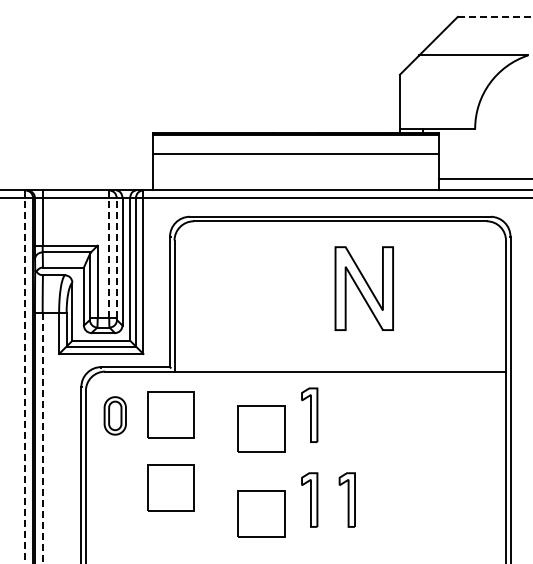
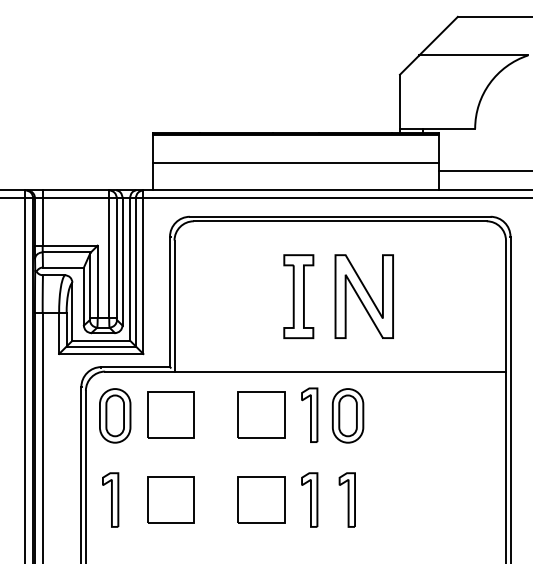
line: dashed -> solid (495, 16)
line position: (295, 154) -> (295, 163) (295, 163)
line position: (483, 179) -> (483, 171) (483, 171)
line: dashed -> solid (109, 254)
line: dashed -> solid (116, 257)
part position: (363, 288) -> (363, 296) (363, 296)
part: none -> present (298, 296)
line: dashed -> solid (25, 377)
part size: 24x40 px -> 33x56 px (115, 415)
part: none -> present (347, 415)
part position: (261, 428) -> (261, 414) (261, 414)
line: dashed -> solid (42, 437)
part position: (170, 487) -> (170, 499) (170, 499)
part: none -> present (110, 499)
part position: (261, 513) -> (261, 499) (261, 499)
